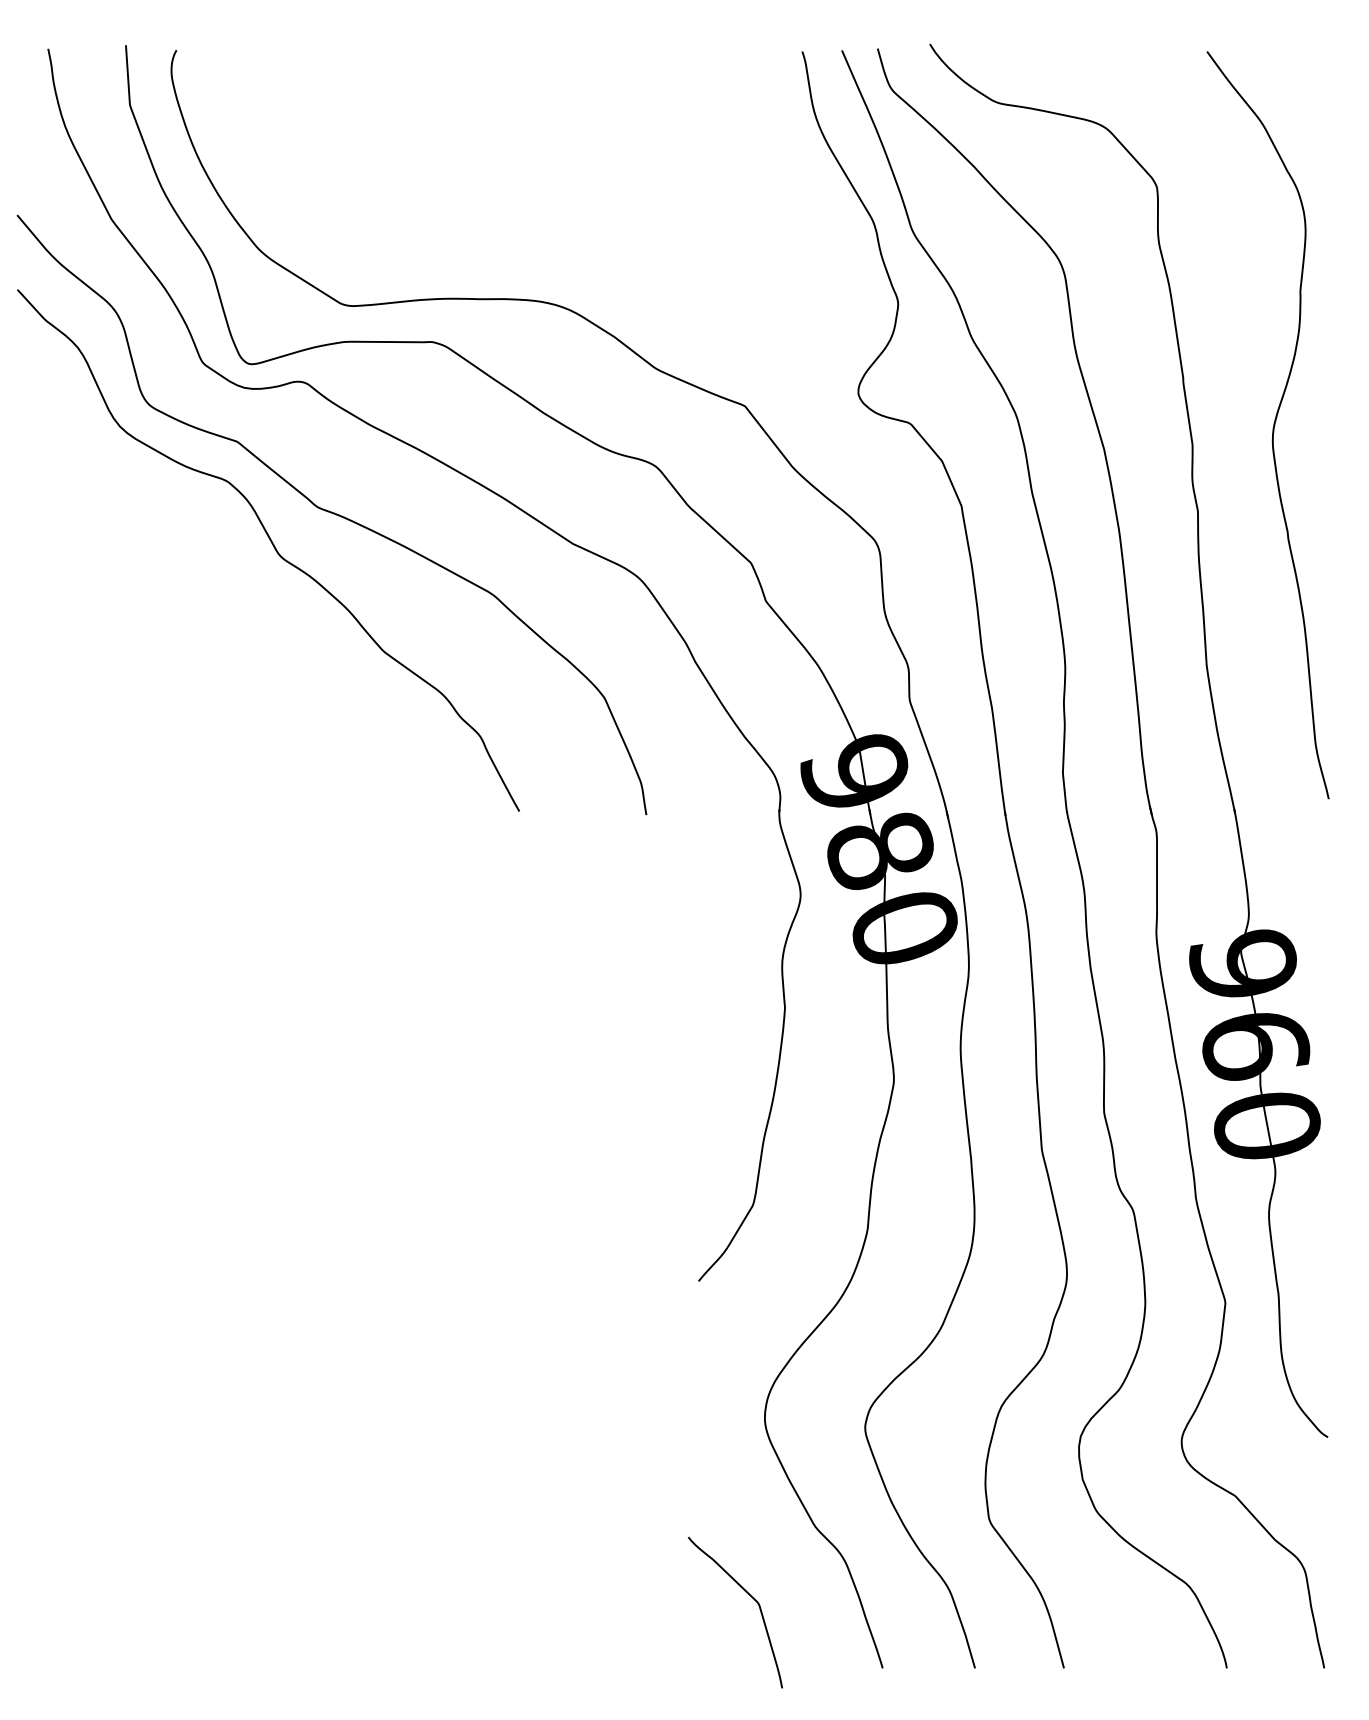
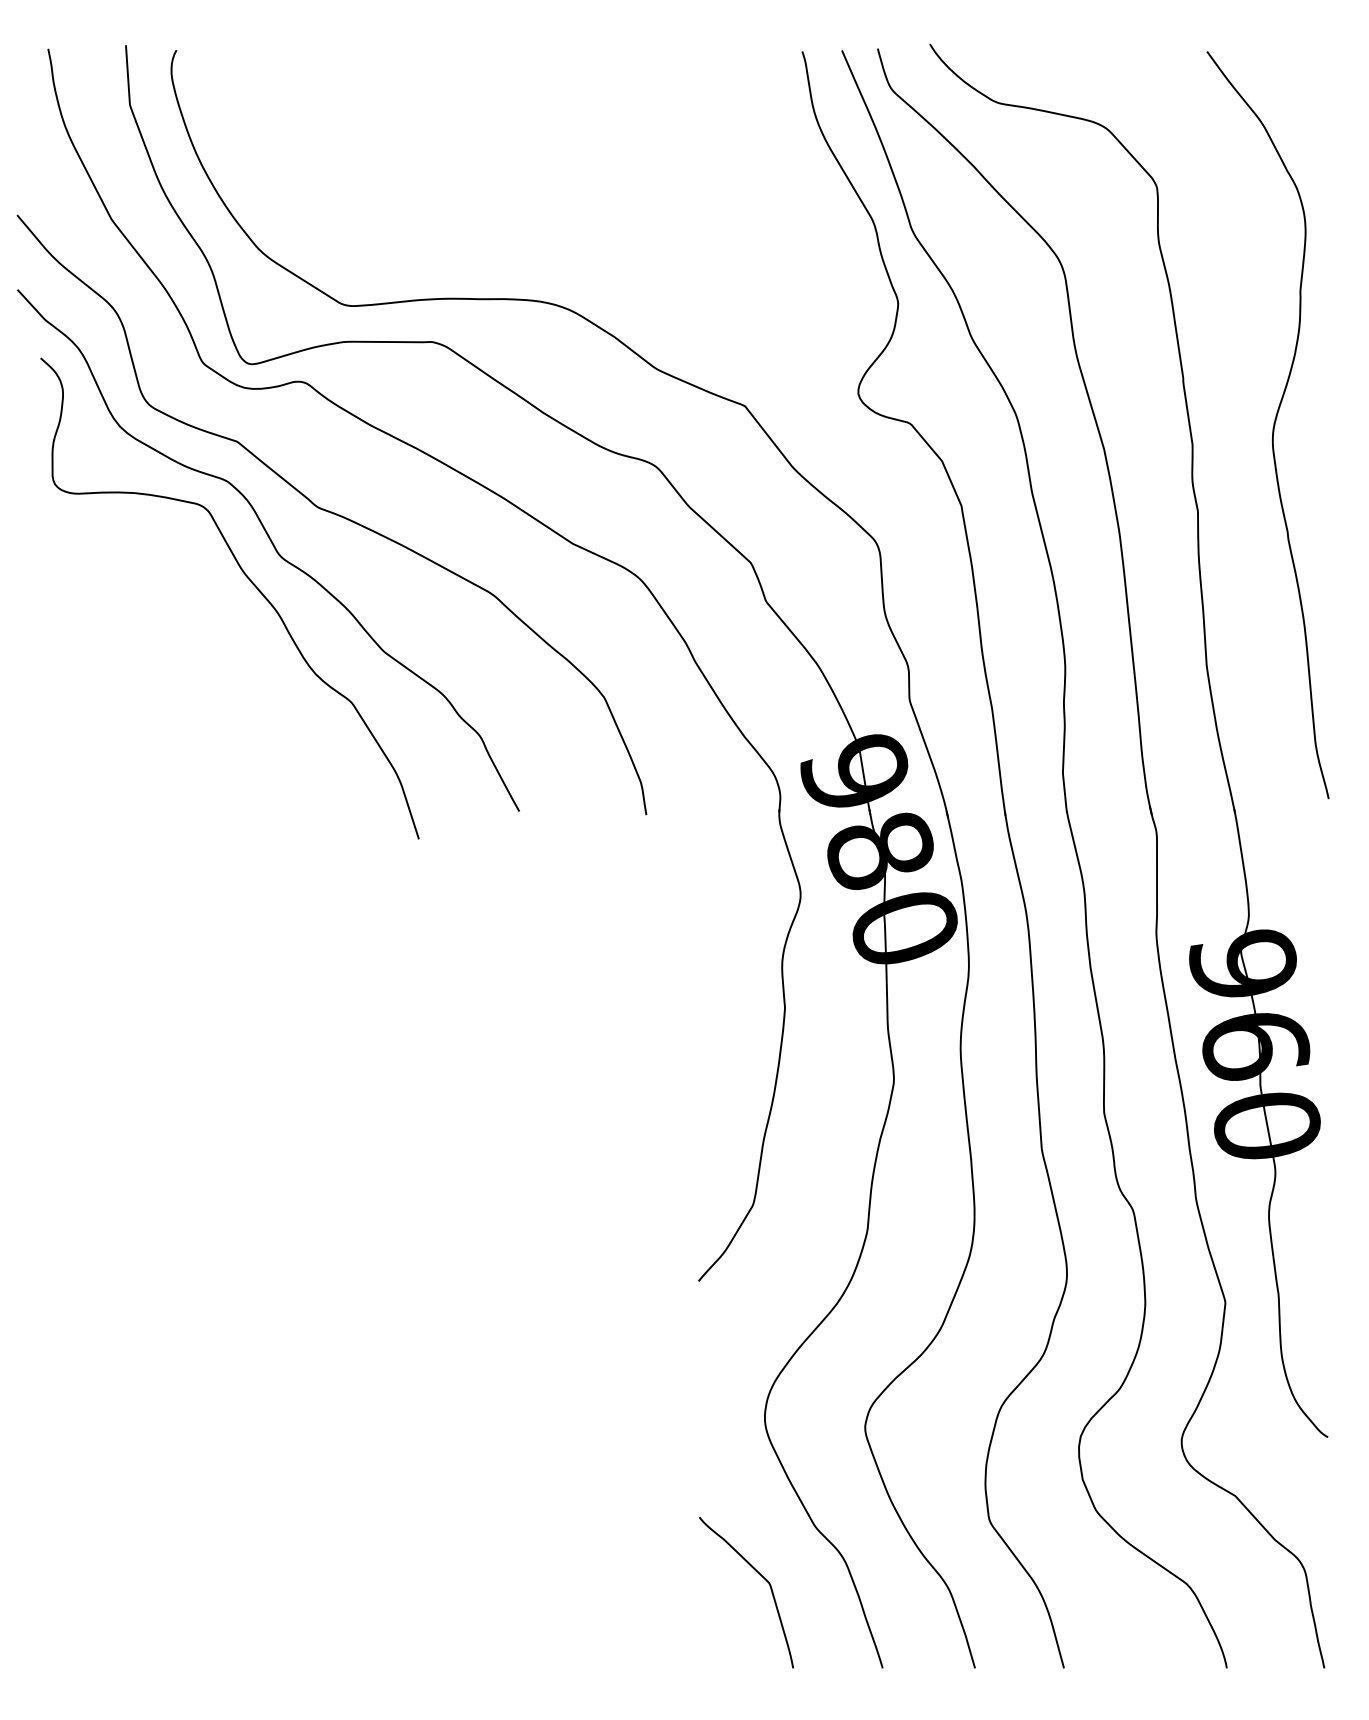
curve: none -> present (250, 582)
curve position: (750, 1596) -> (761, 1576) (761, 1576)
